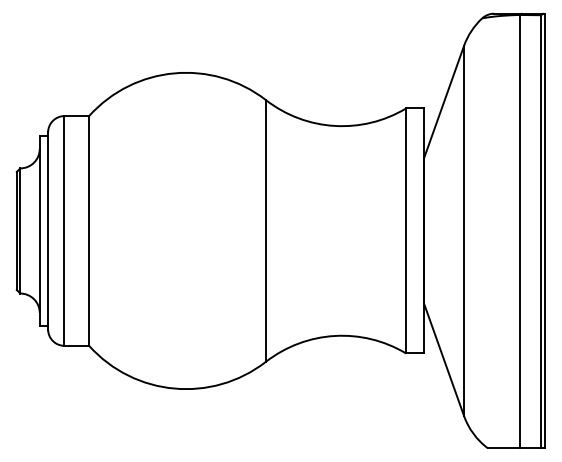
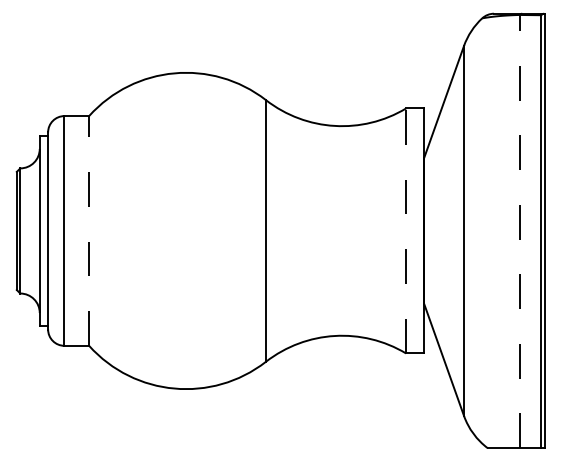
line: solid -> dashed (89, 230)
line: solid -> dashed (406, 230)
line: solid -> dashed (519, 231)
